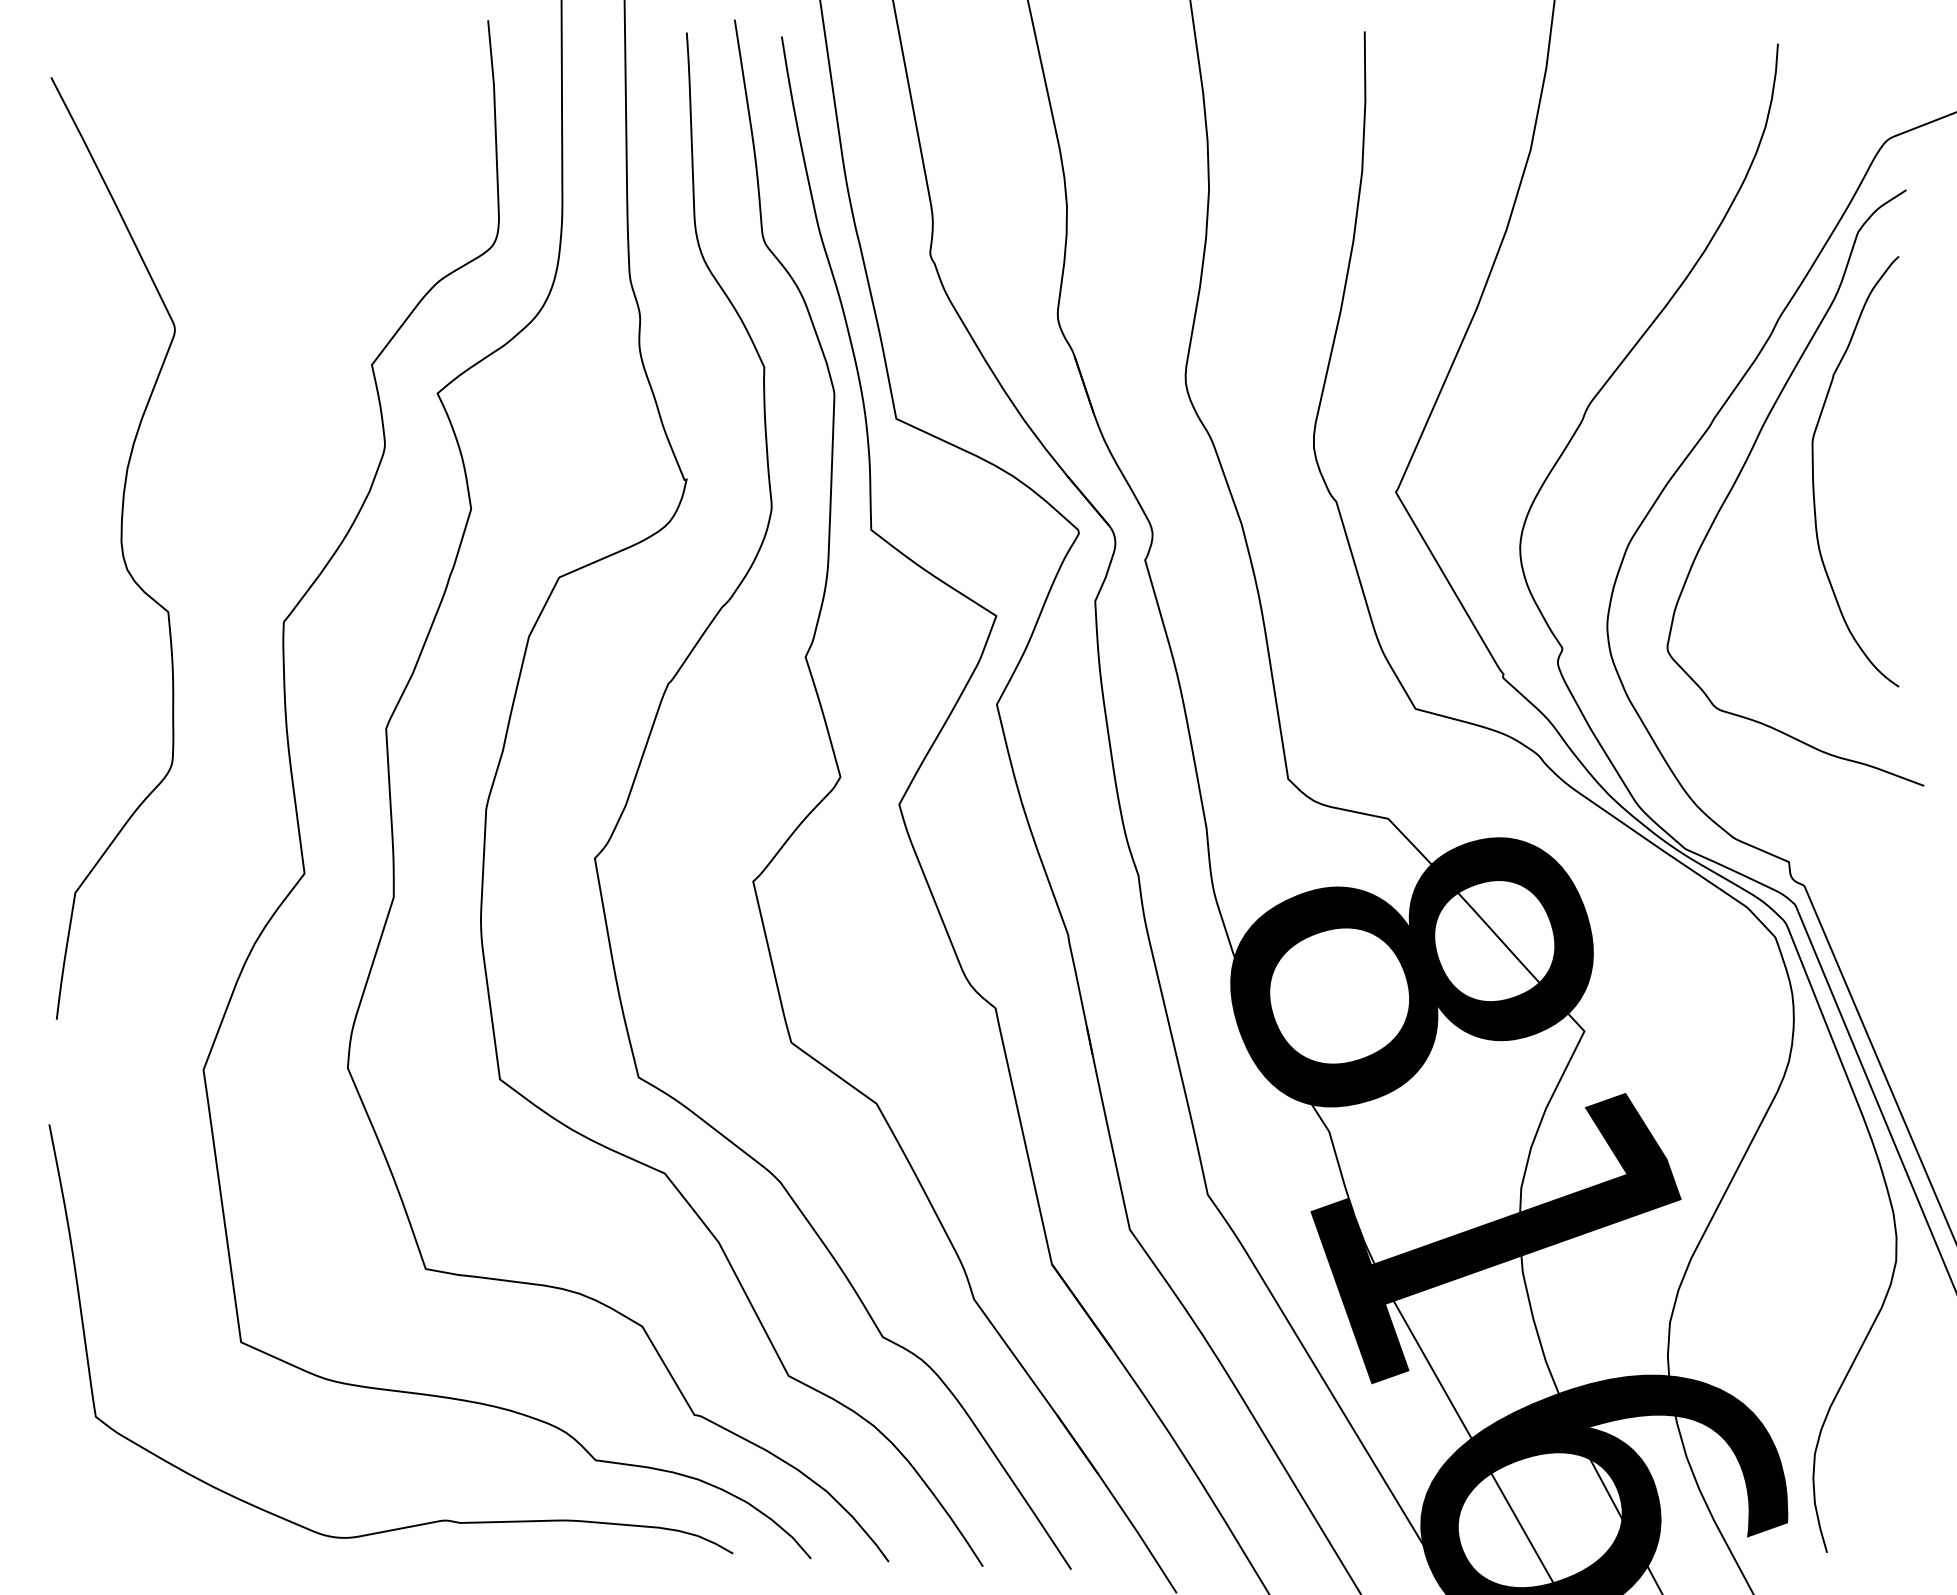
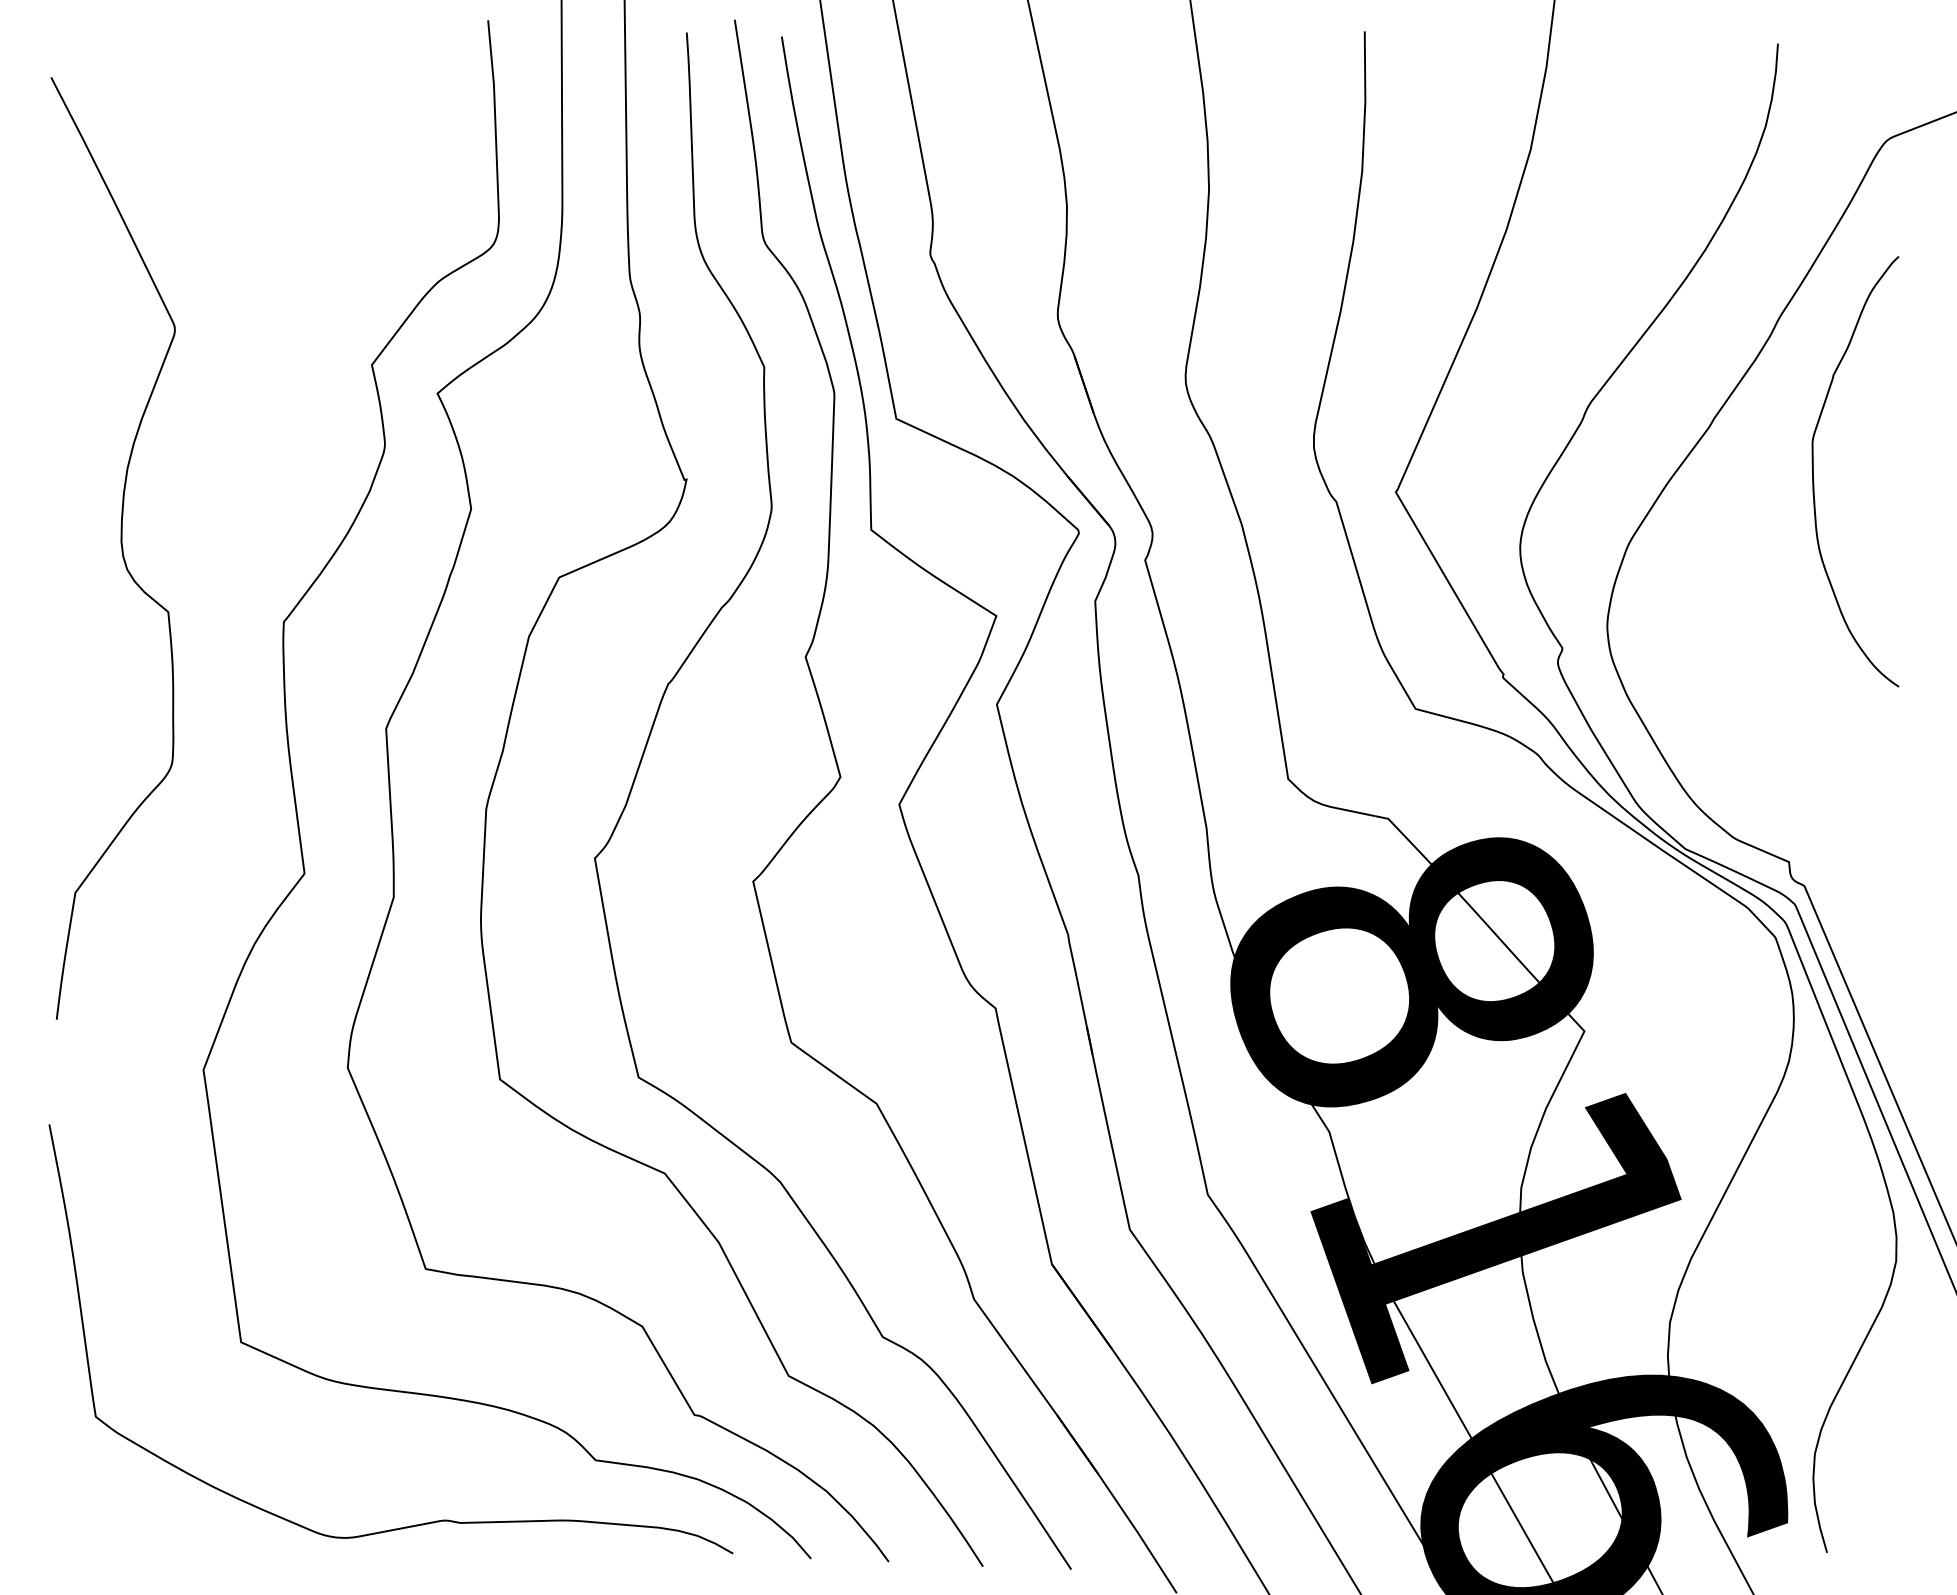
curve: present -> none (1746, 462)
